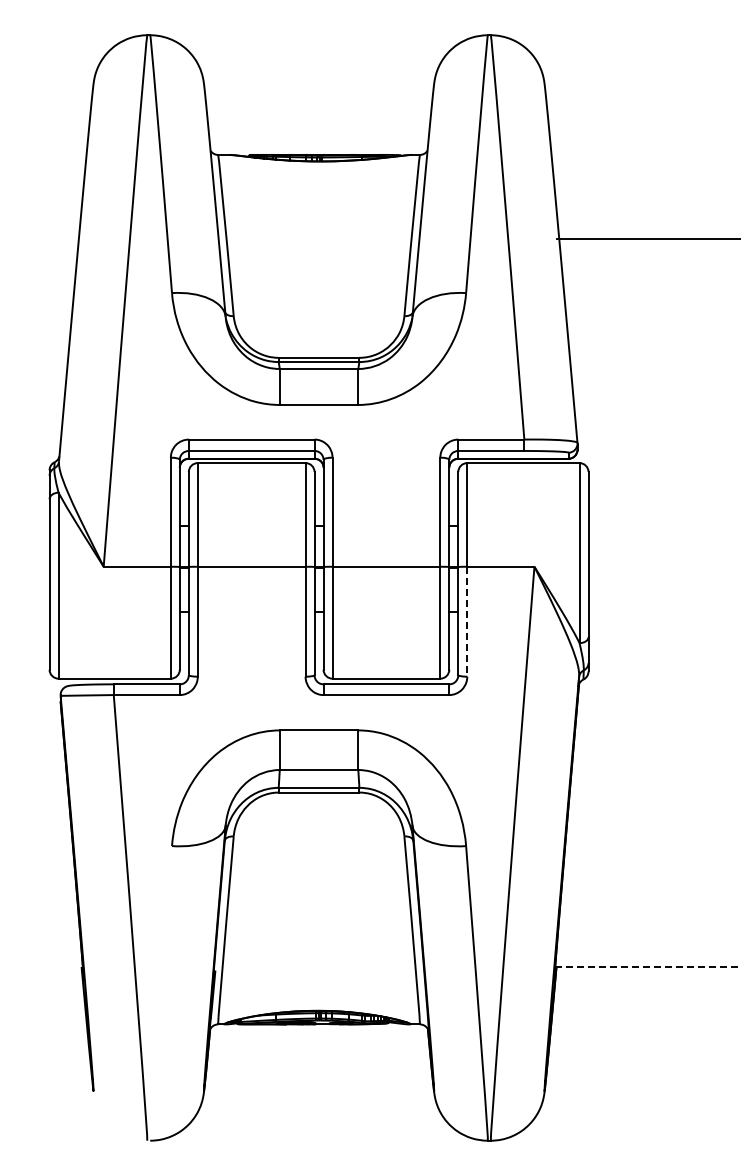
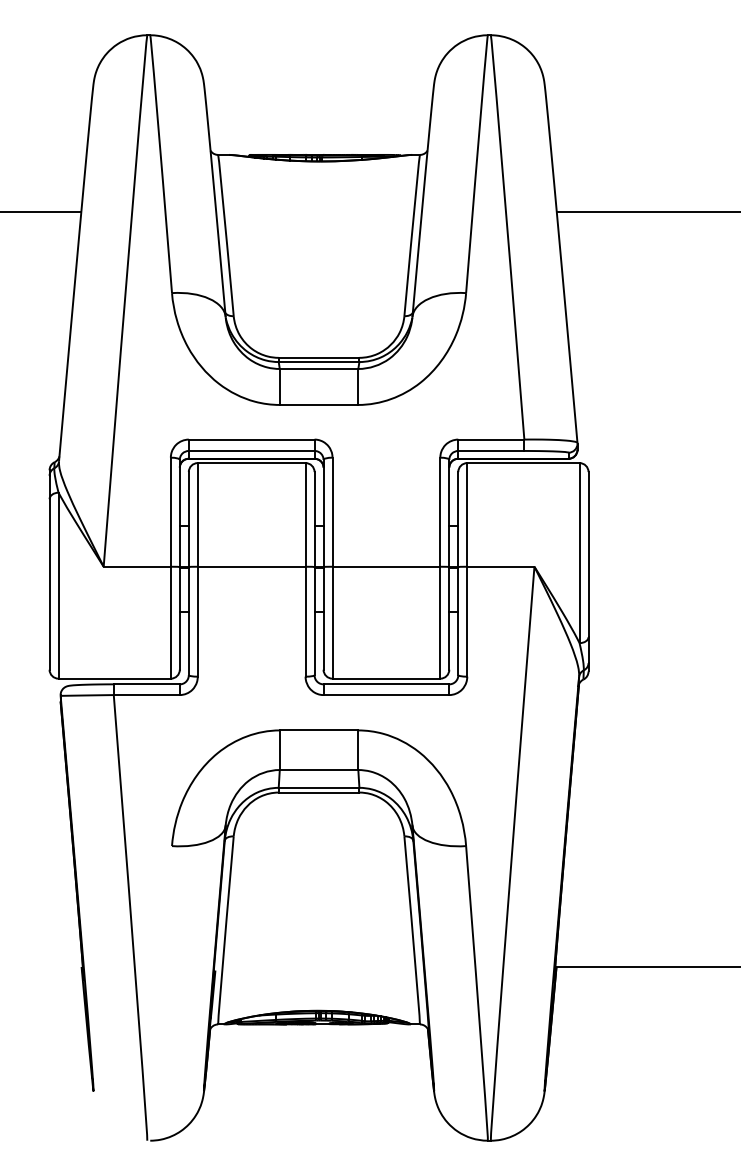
line: none -> present (41, 212)
line position: (646, 239) -> (646, 212) (646, 212)
line: dashed -> solid (467, 621)
line: dashed -> solid (648, 966)
